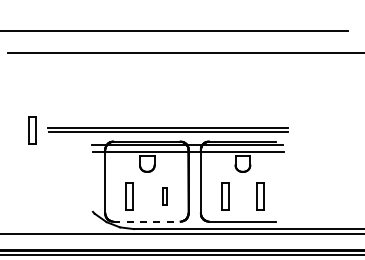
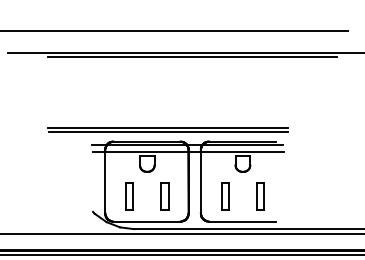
line: none -> present (192, 57)
part: present -> none (32, 130)
part size: 6x19 px -> 10x29 px (164, 196)
line: dashed -> solid (146, 221)
